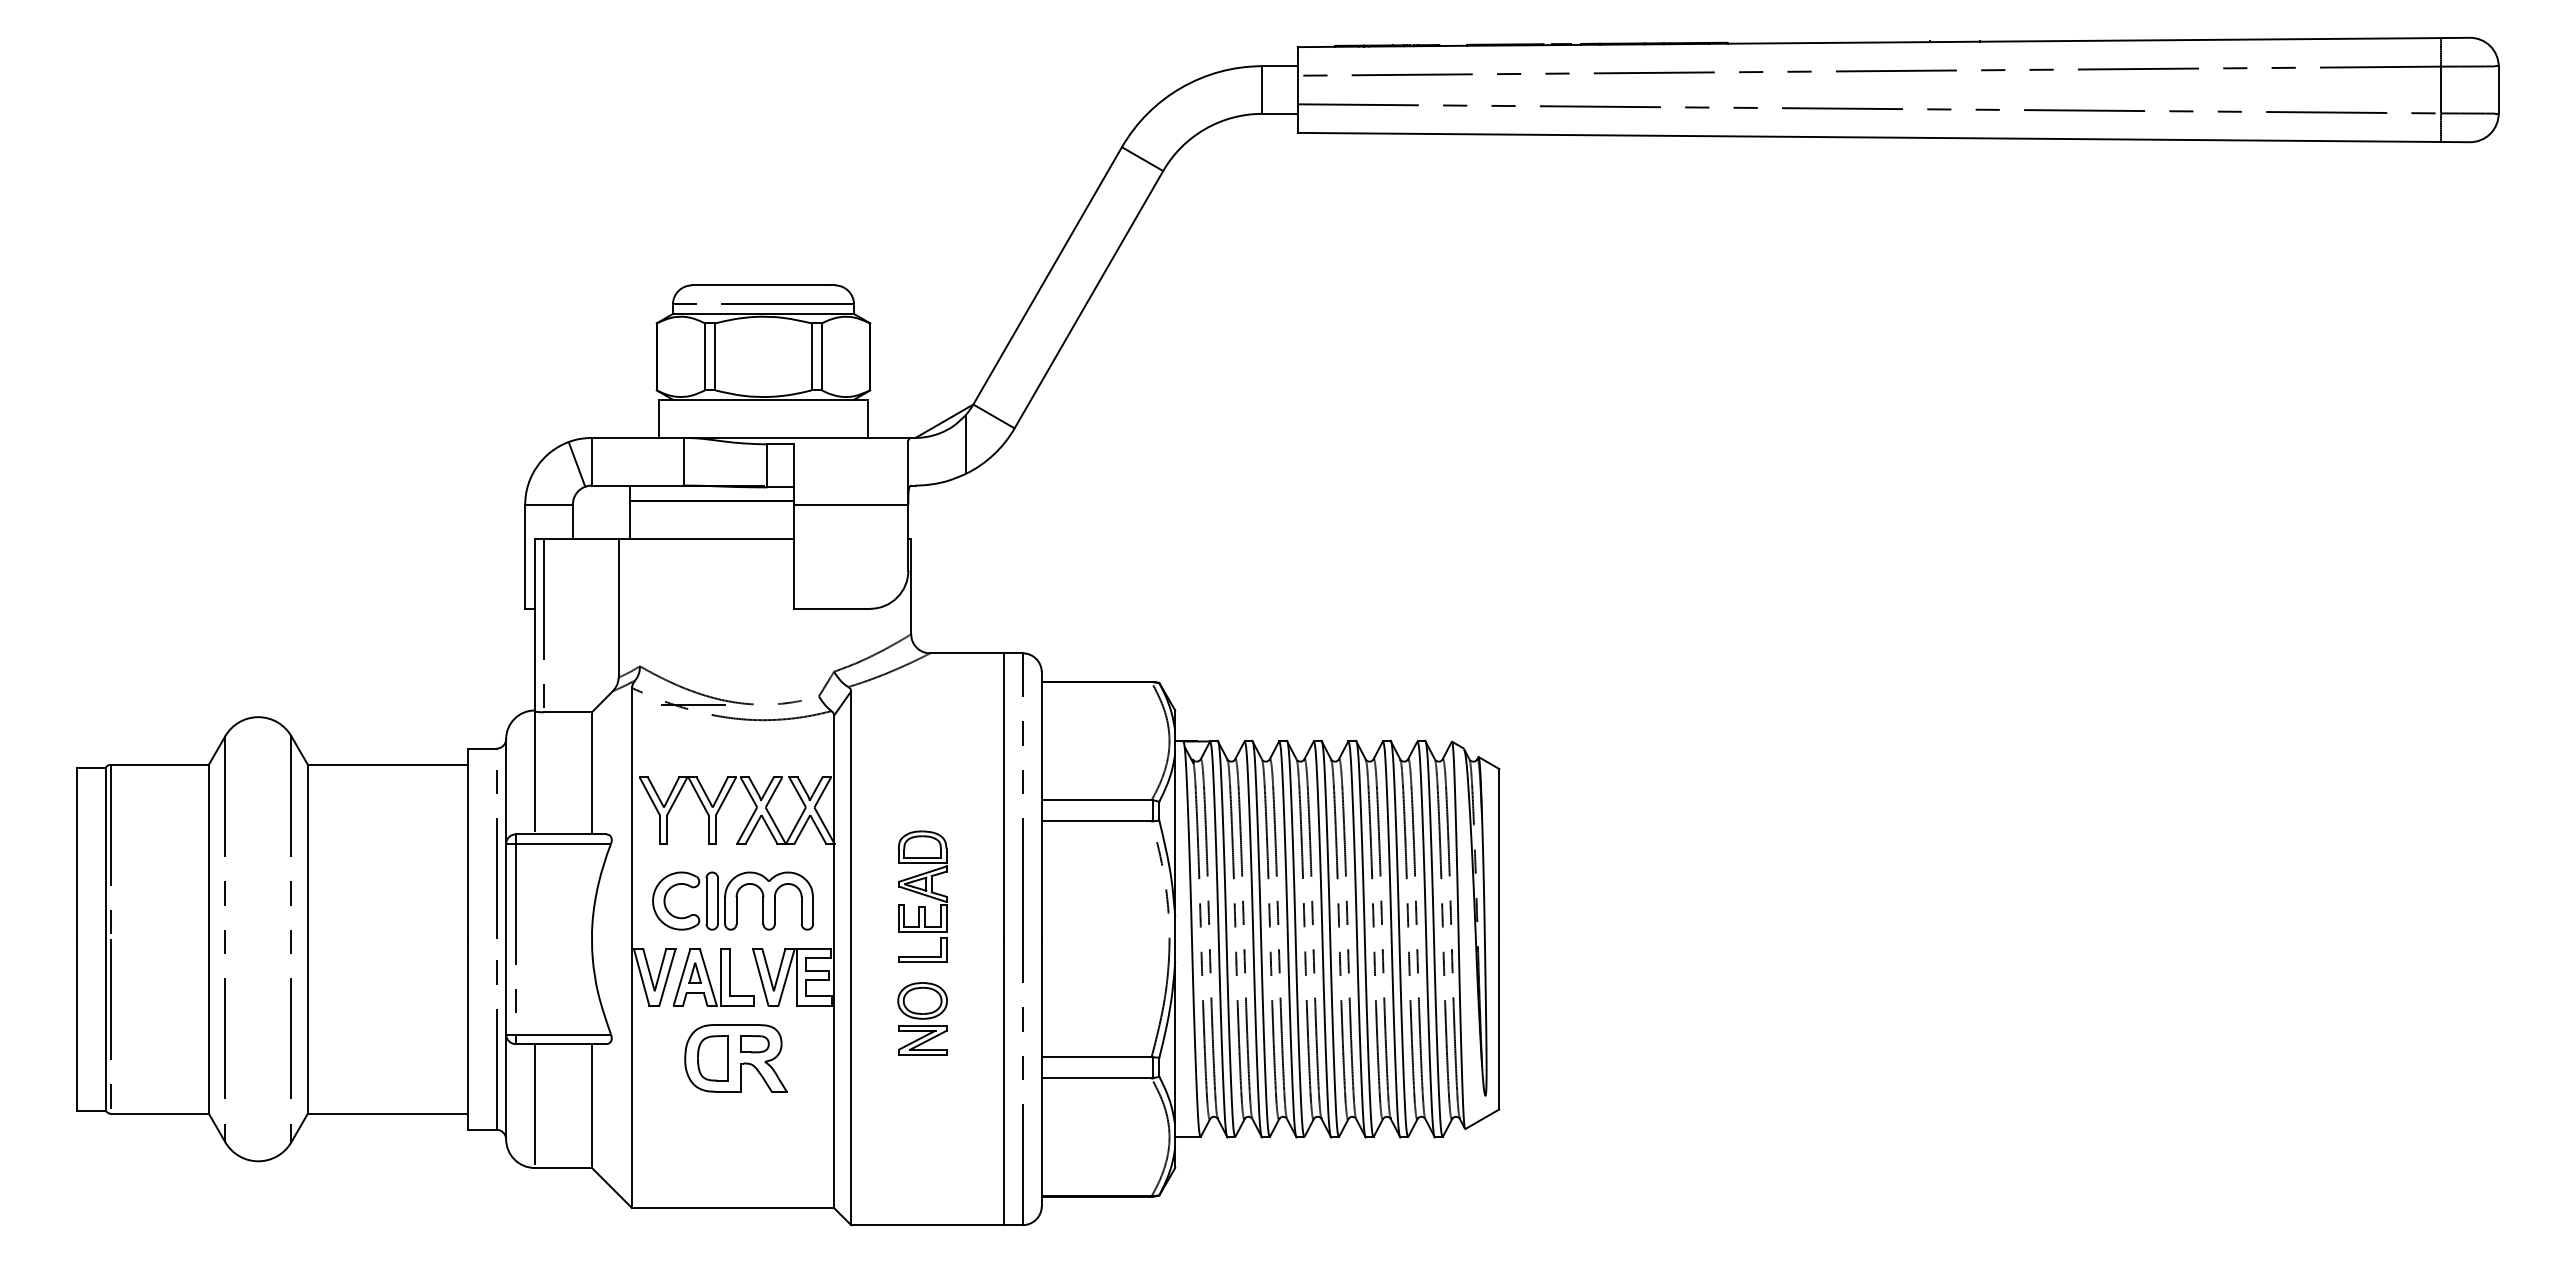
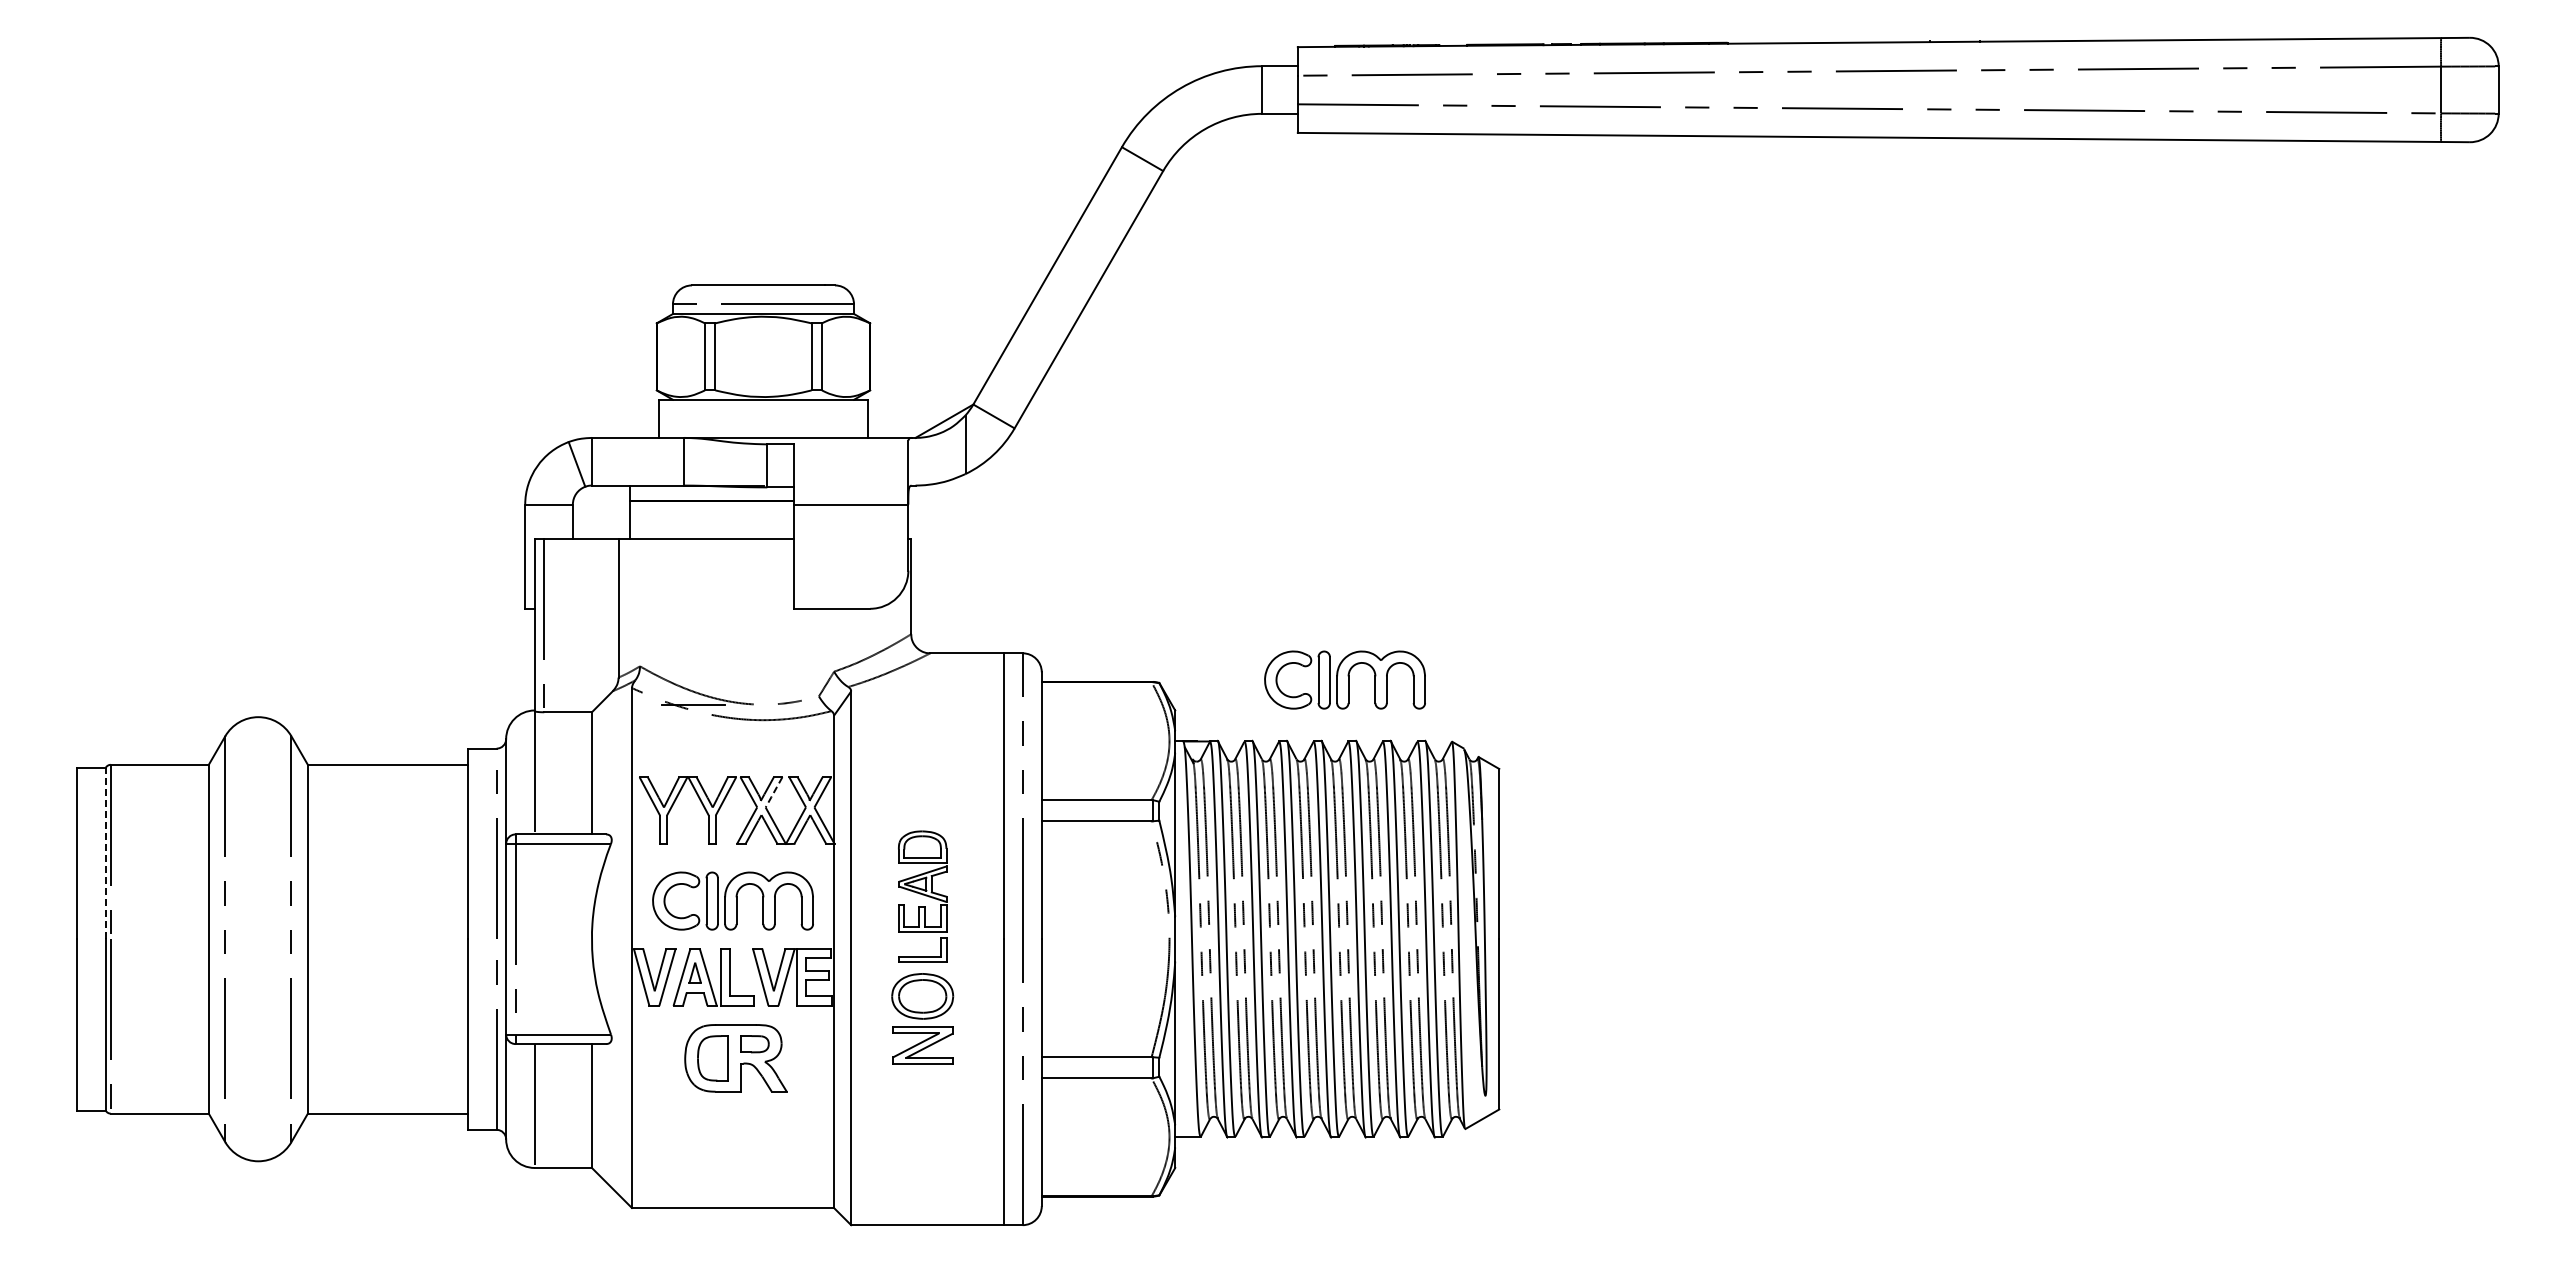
part: none -> present (1344, 679)
line: solid -> dashed (774, 792)
line: solid -> dashed (105, 853)
part size: 51x74 px -> 64x92 px (922, 1018)
